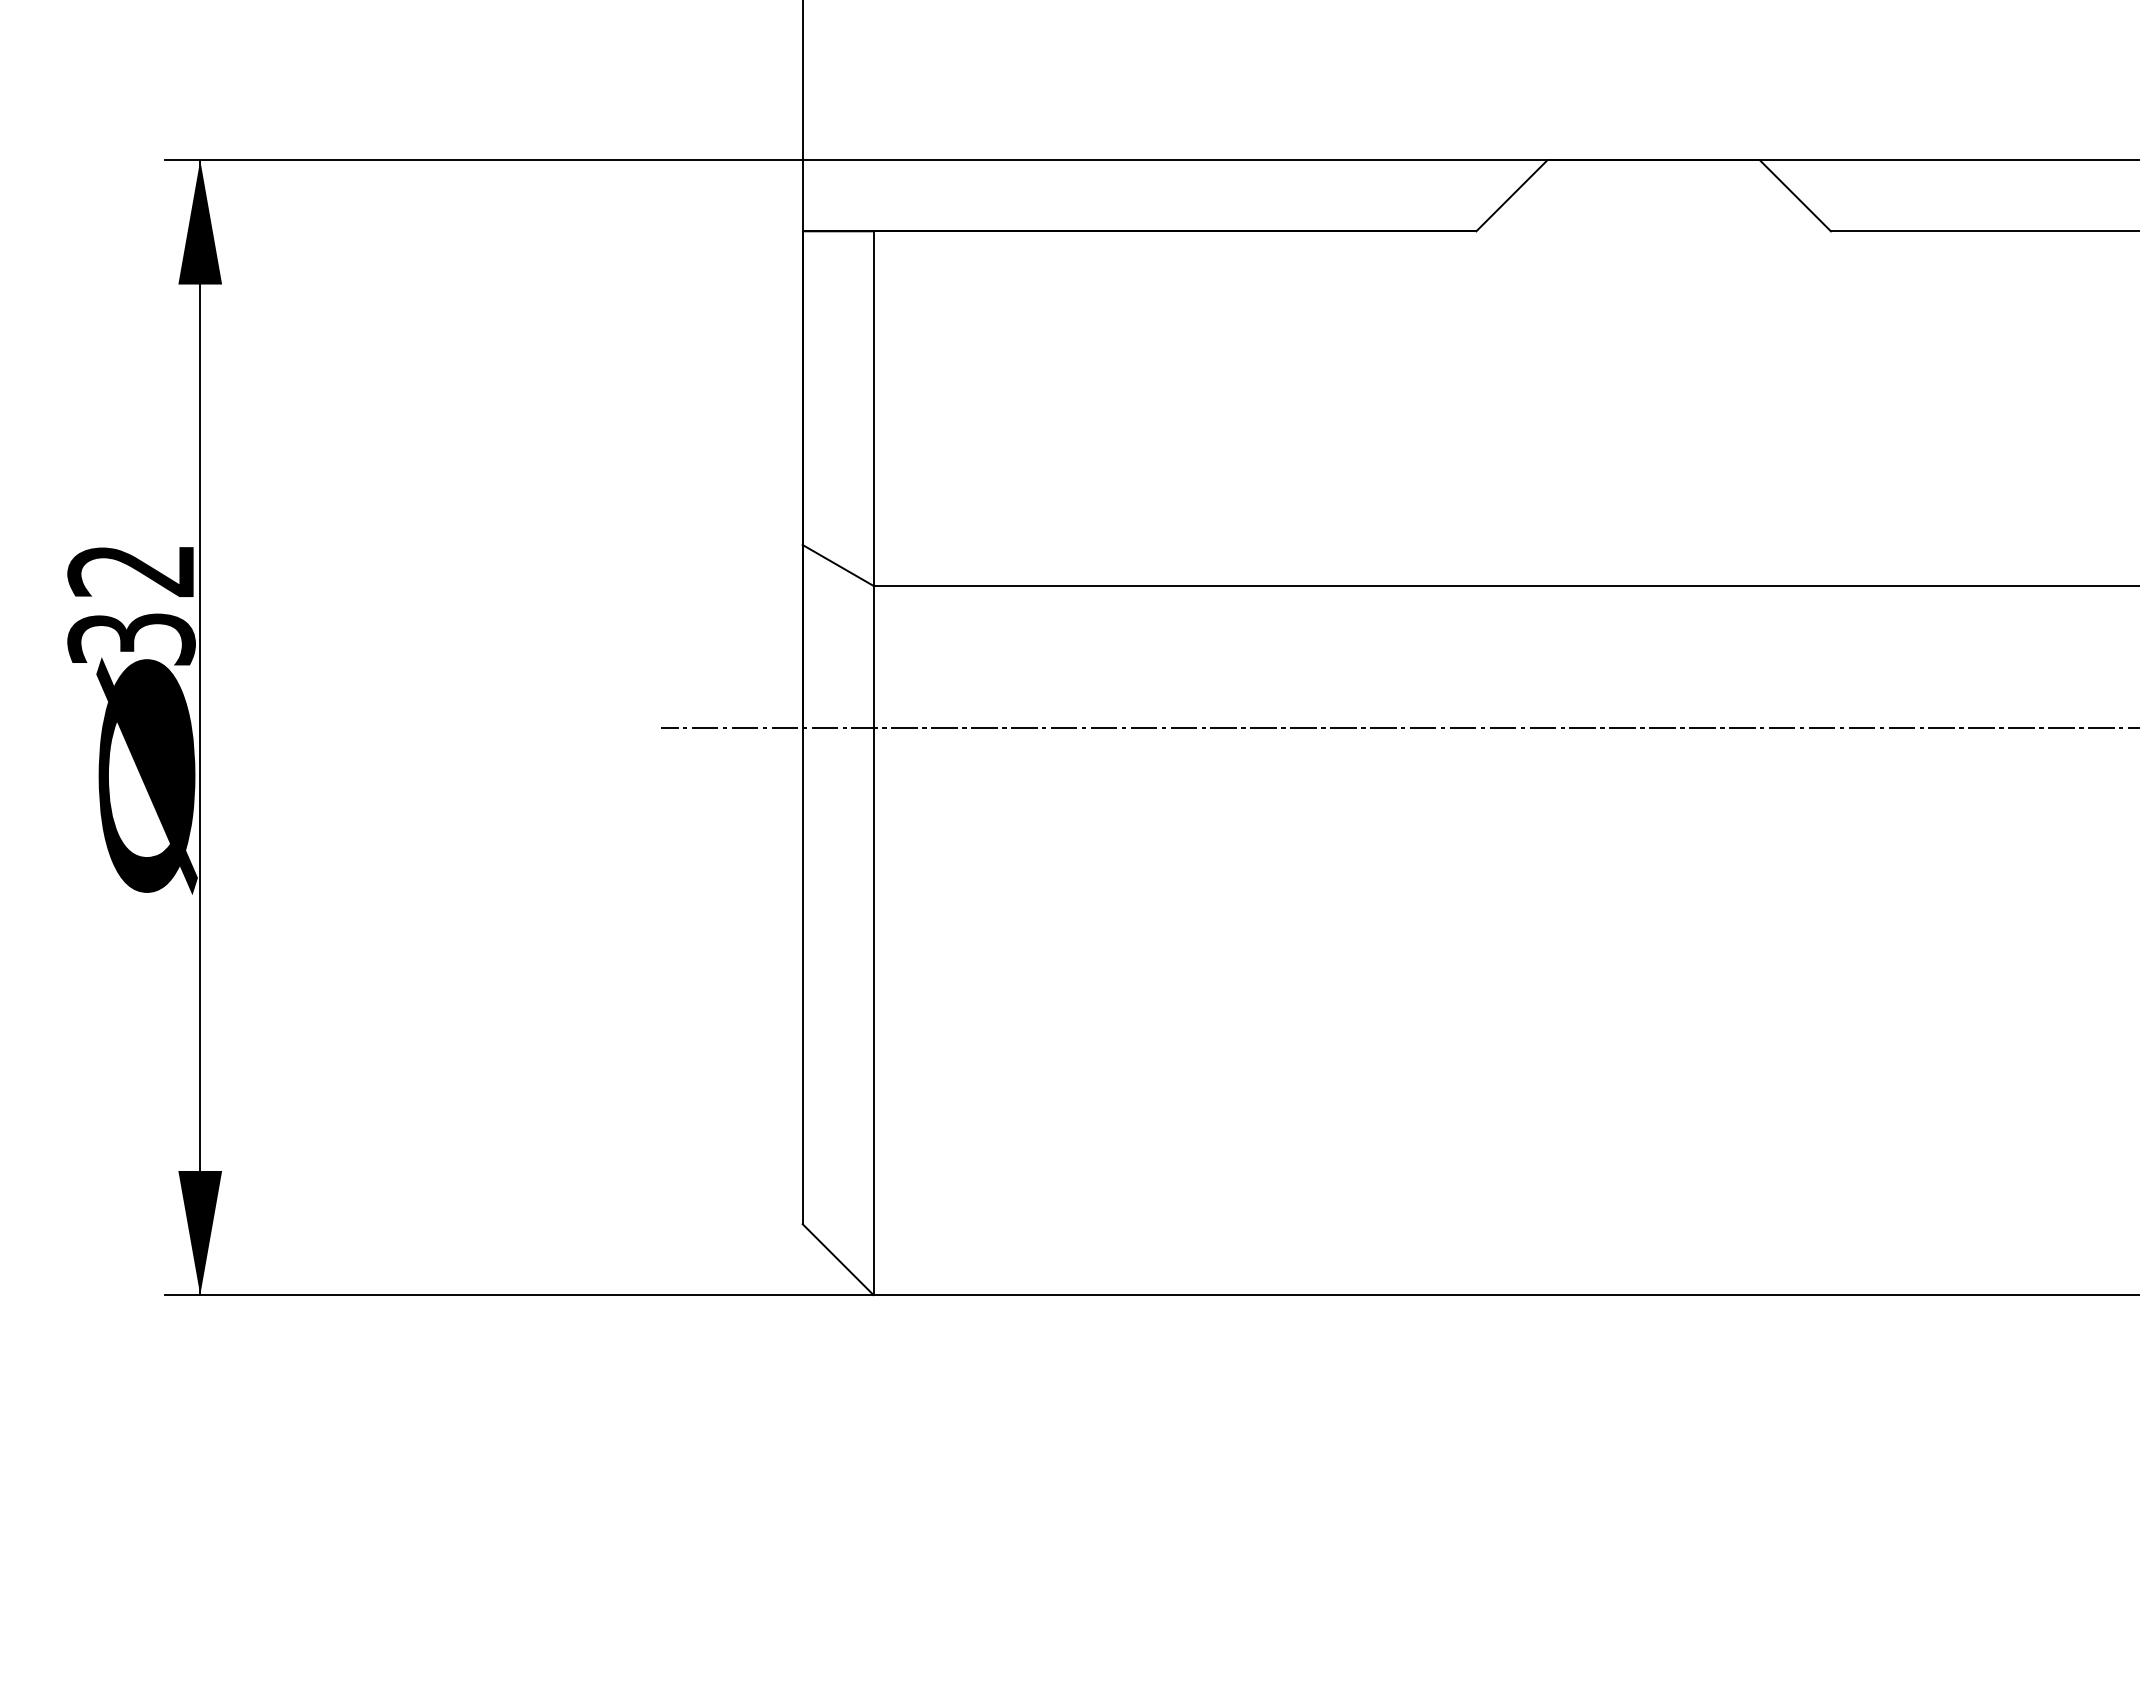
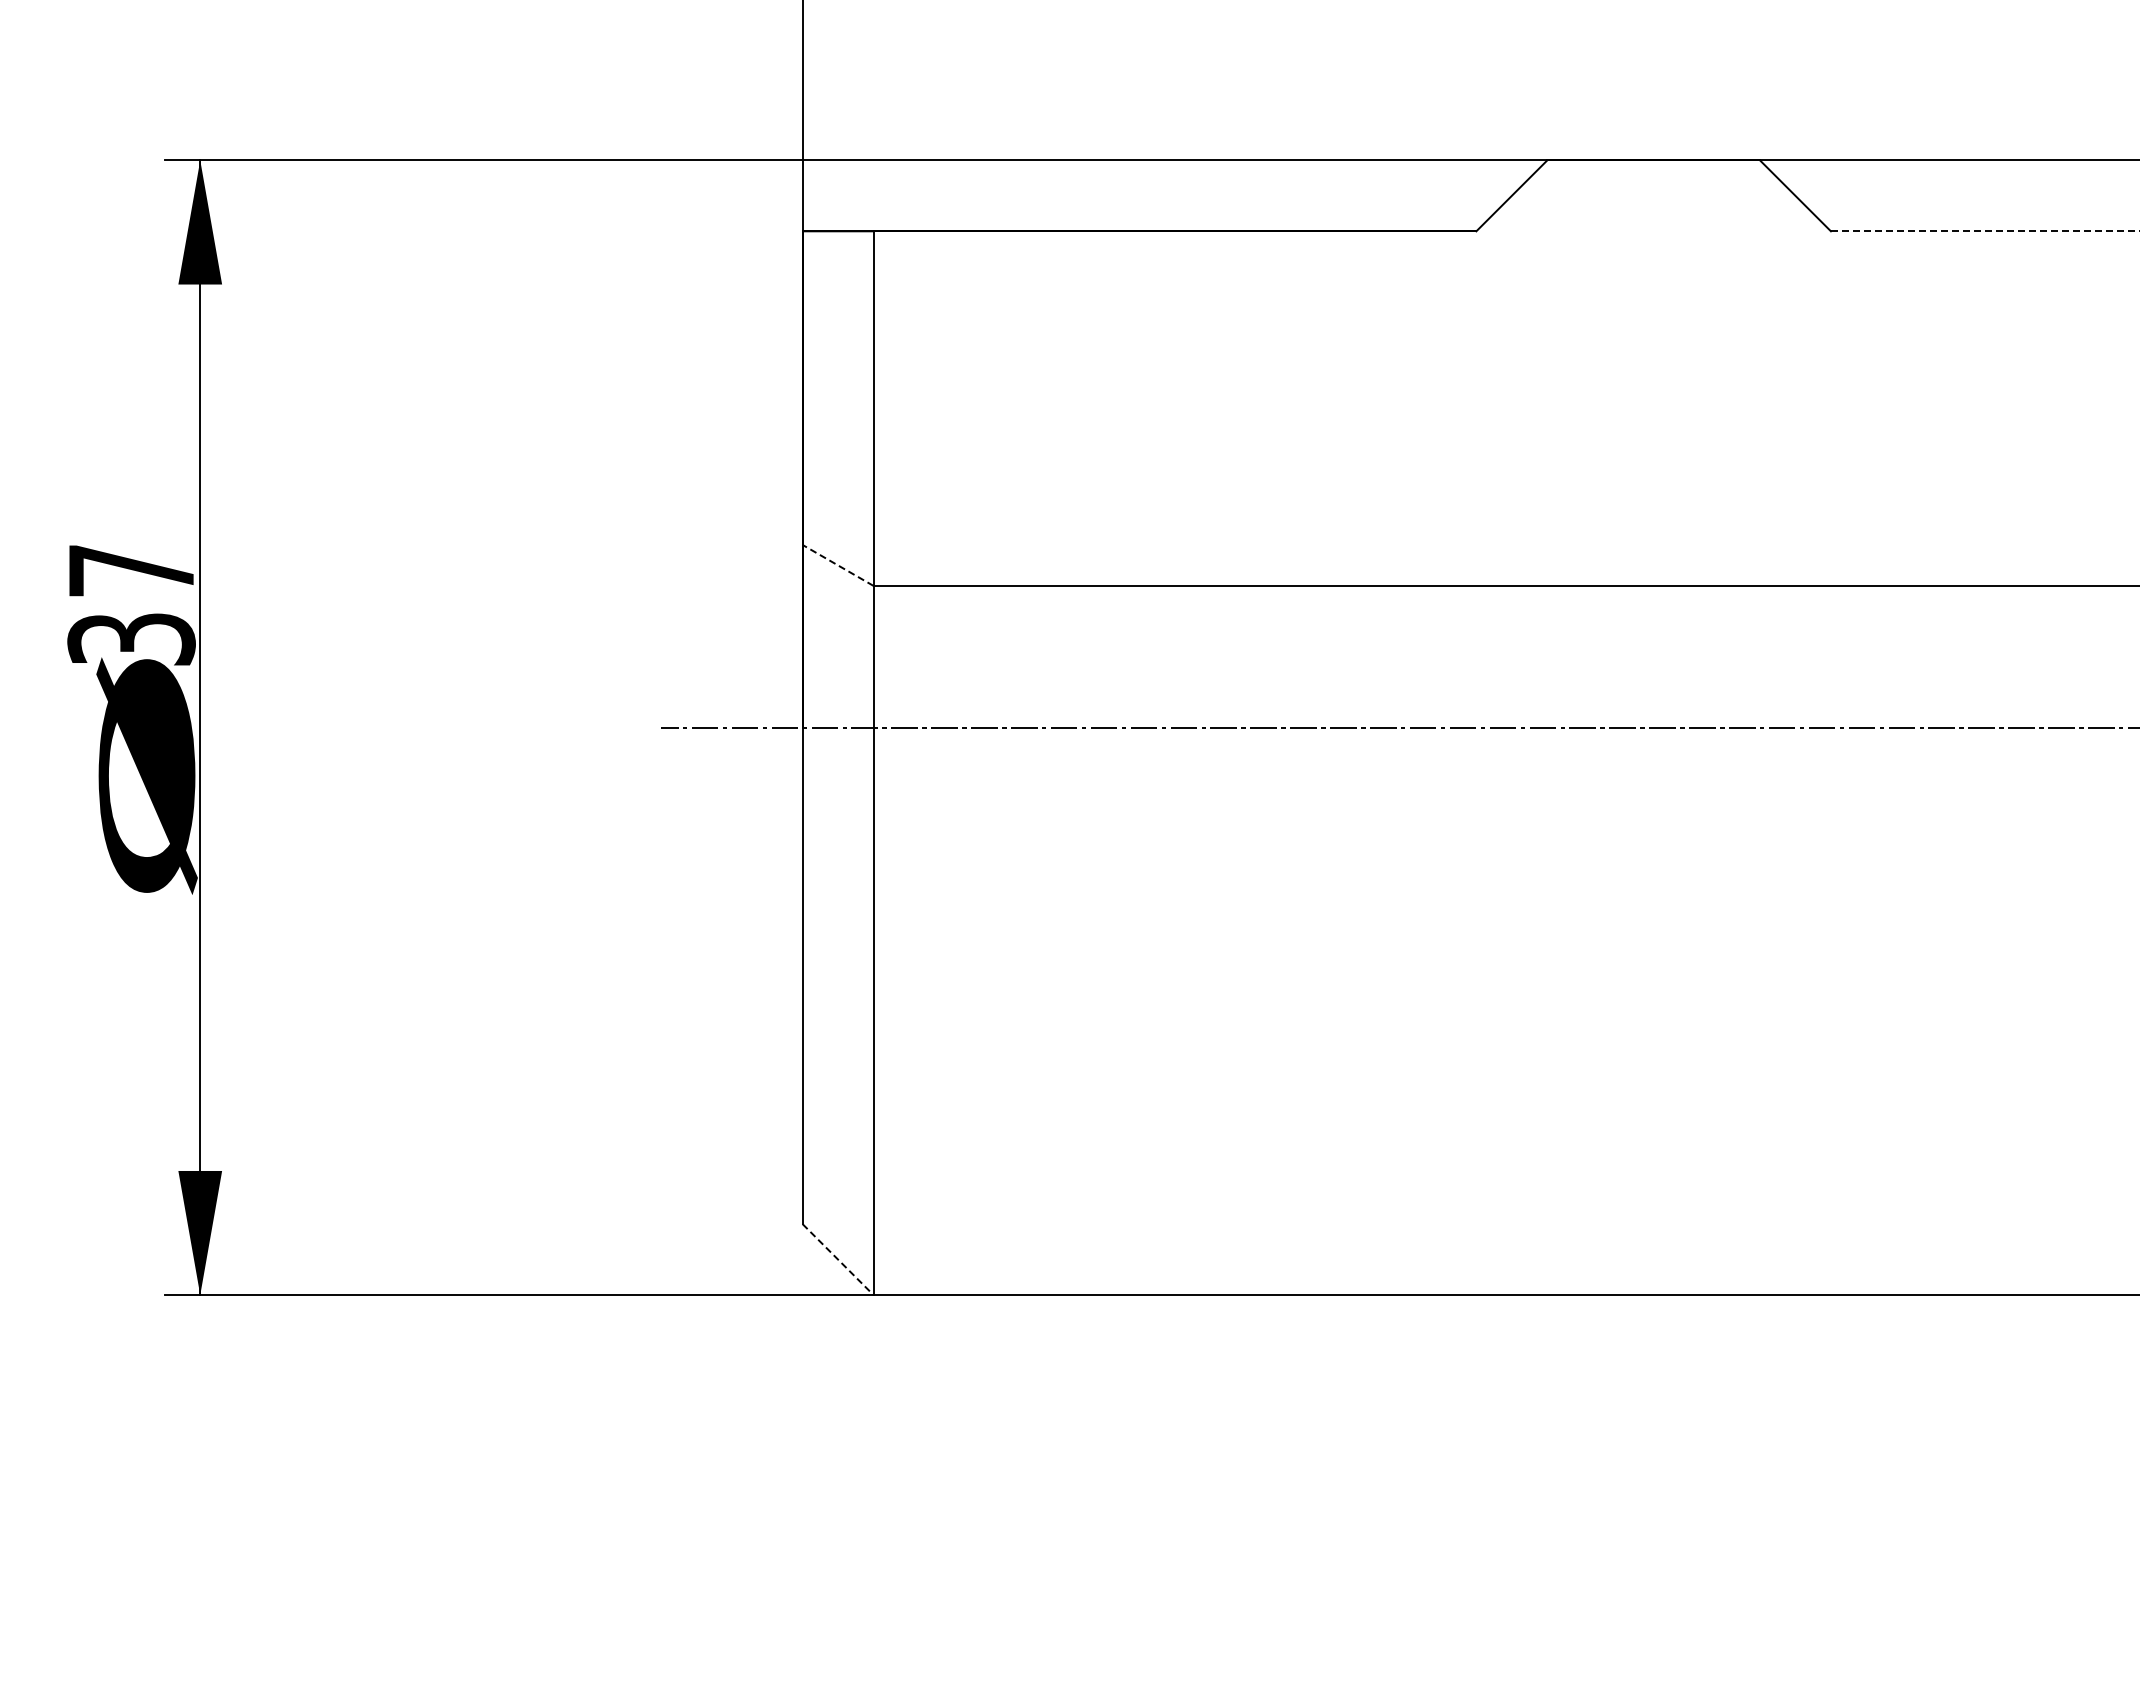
line: solid -> dashed (1985, 231)
line: solid -> dashed (838, 565)
text: 32 -> 37 (130, 571)
line: solid -> dashed (838, 1259)
